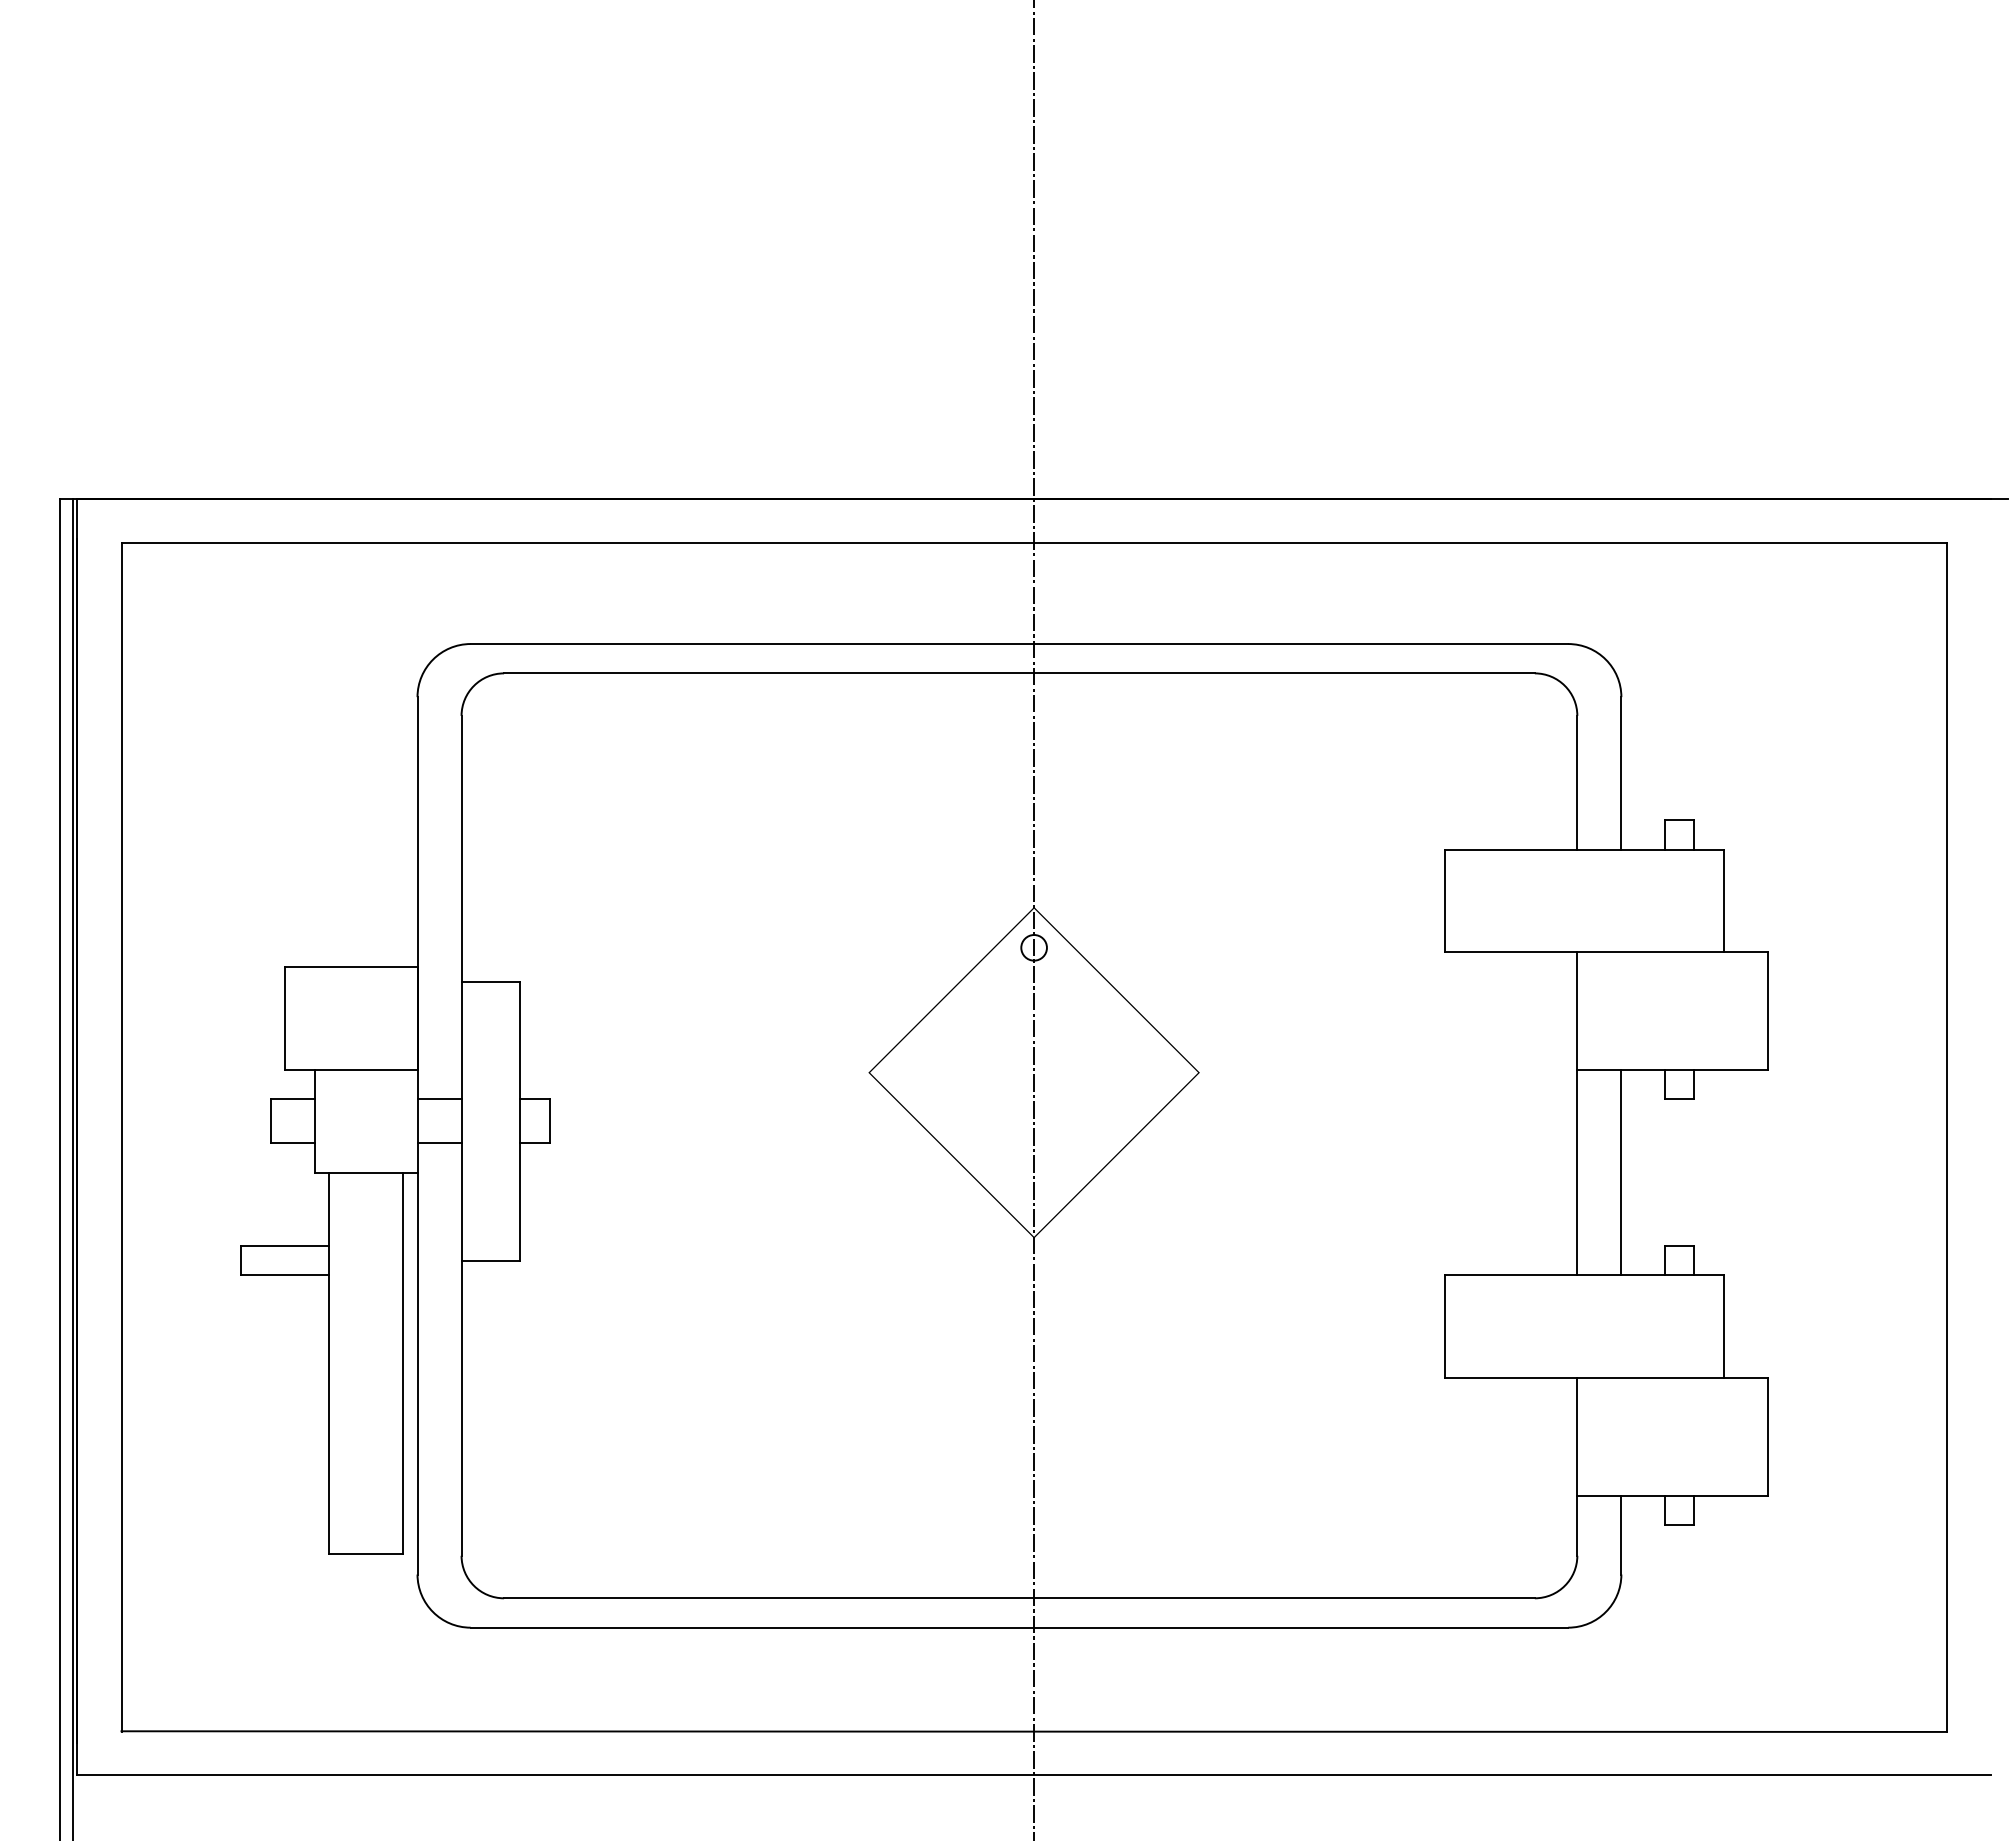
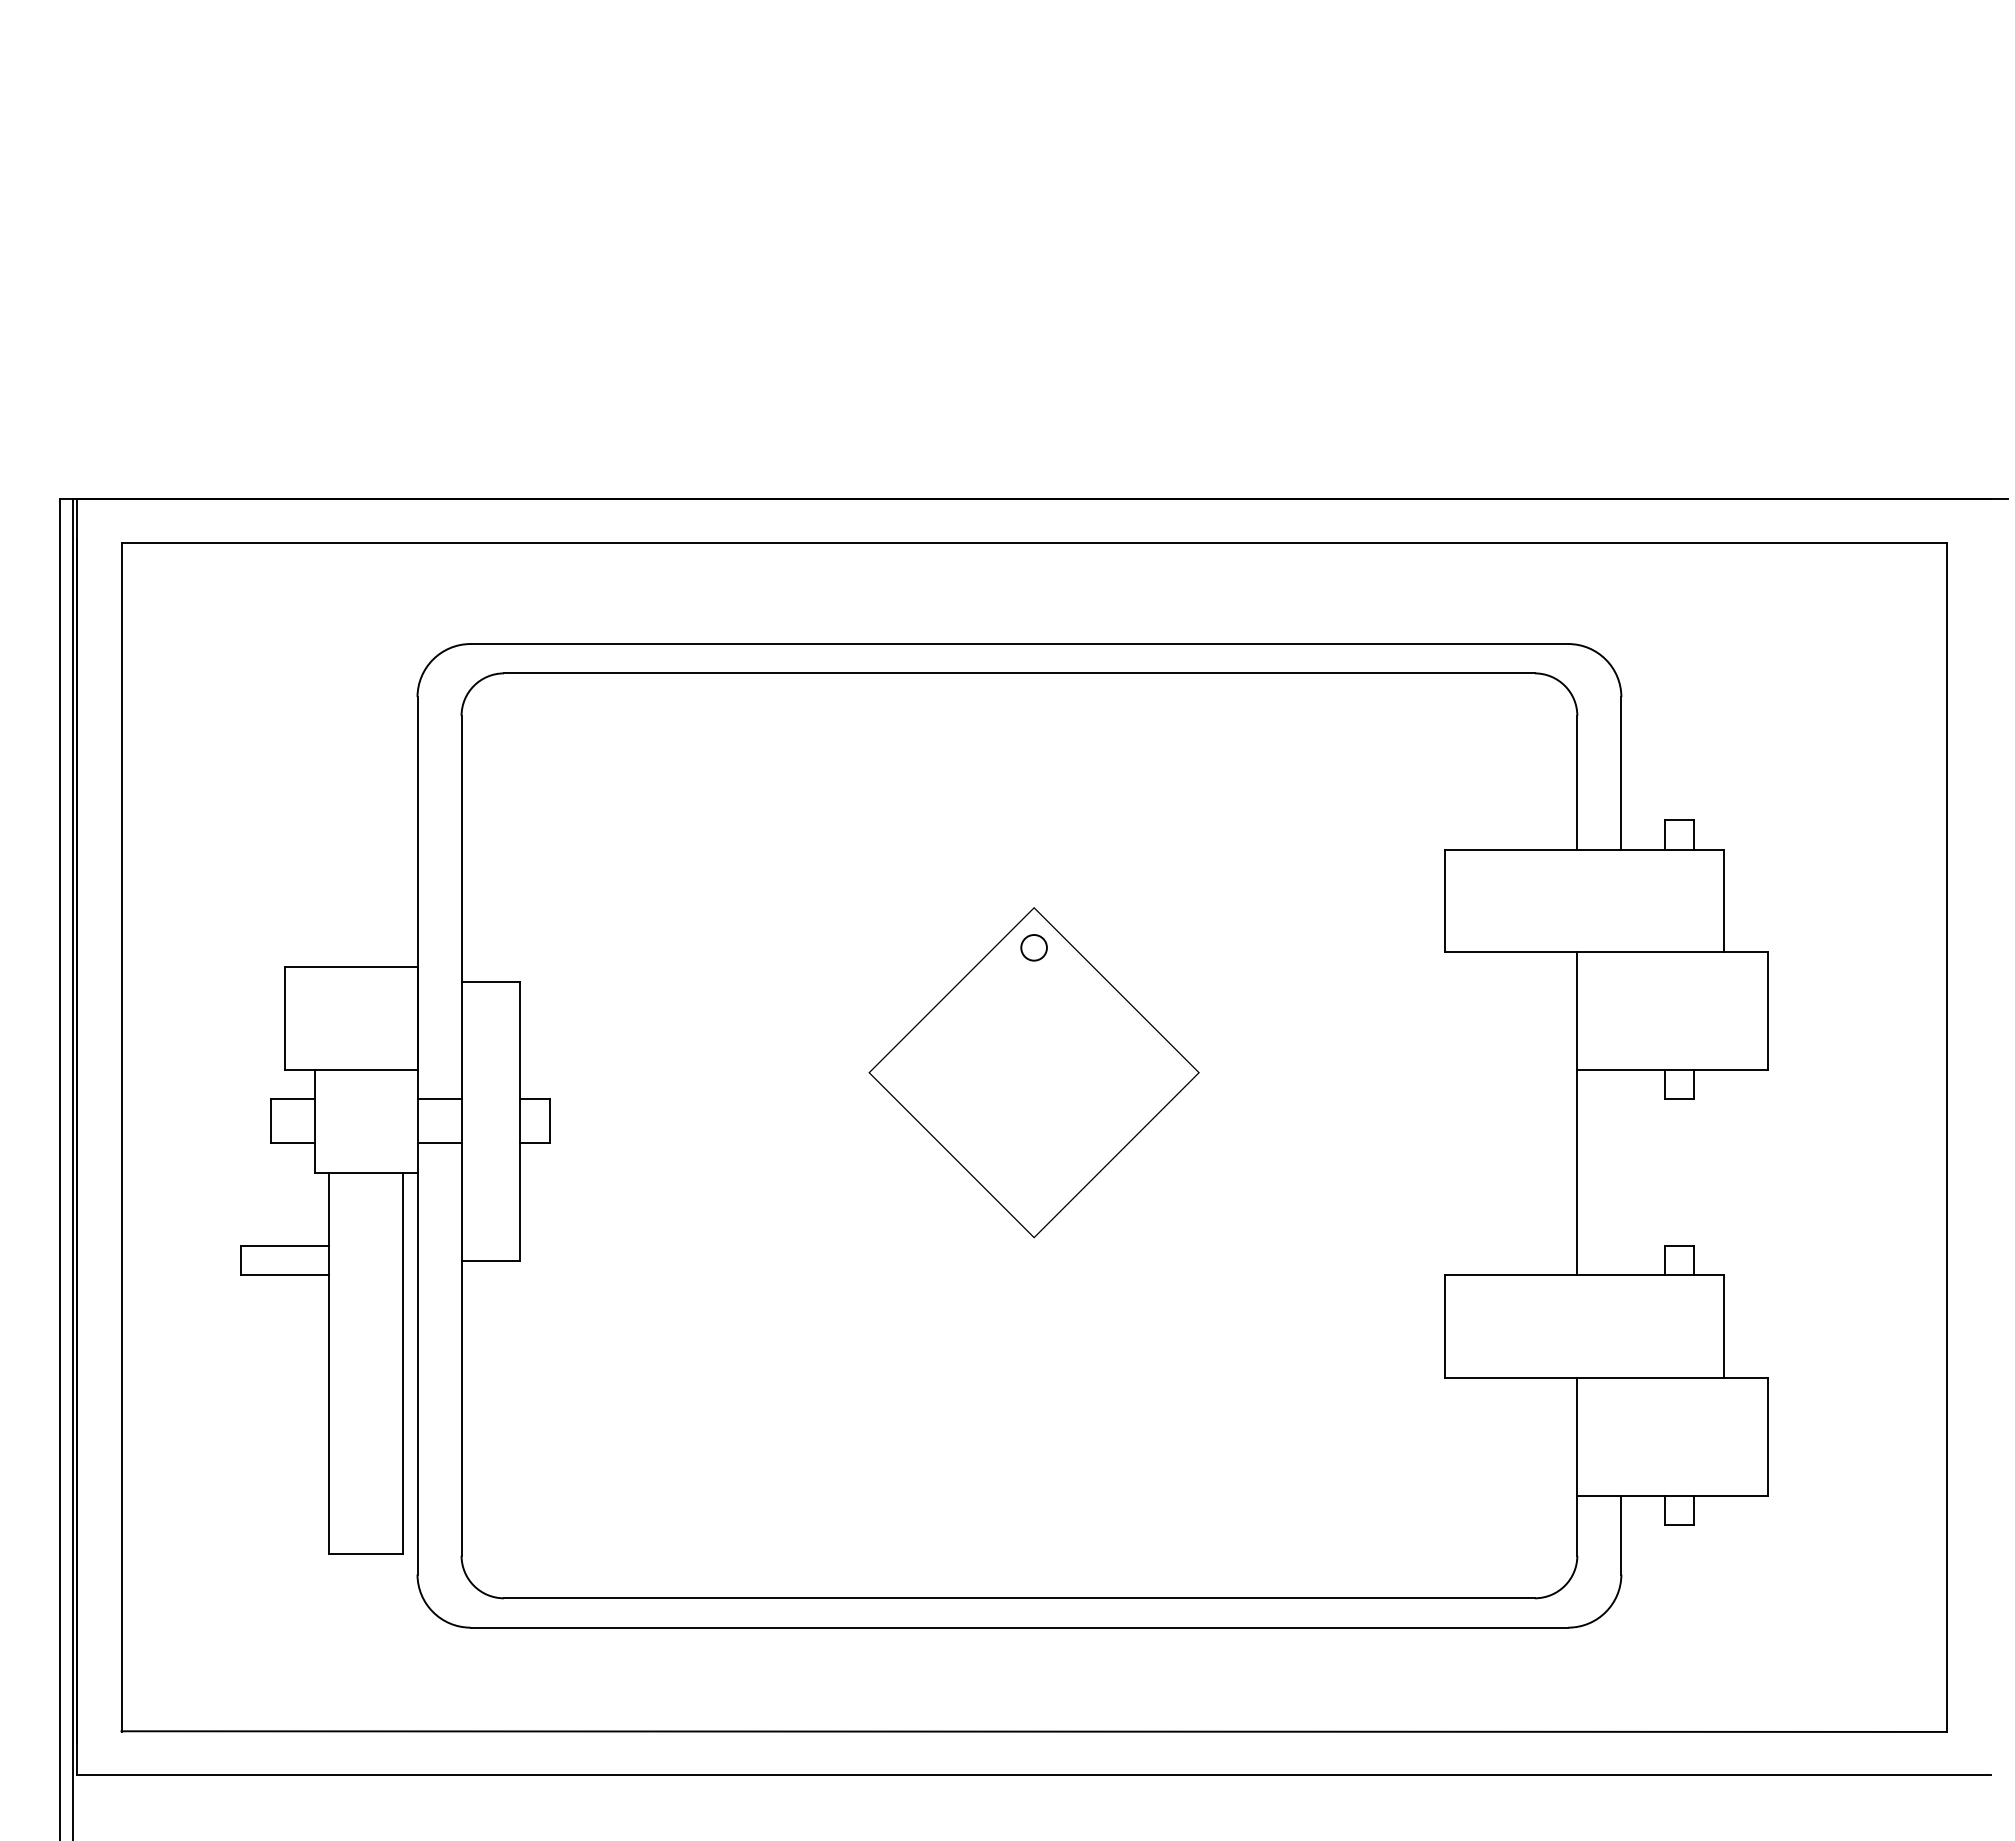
line: present -> none (1034, 919)
line: present -> none (1621, 1172)
